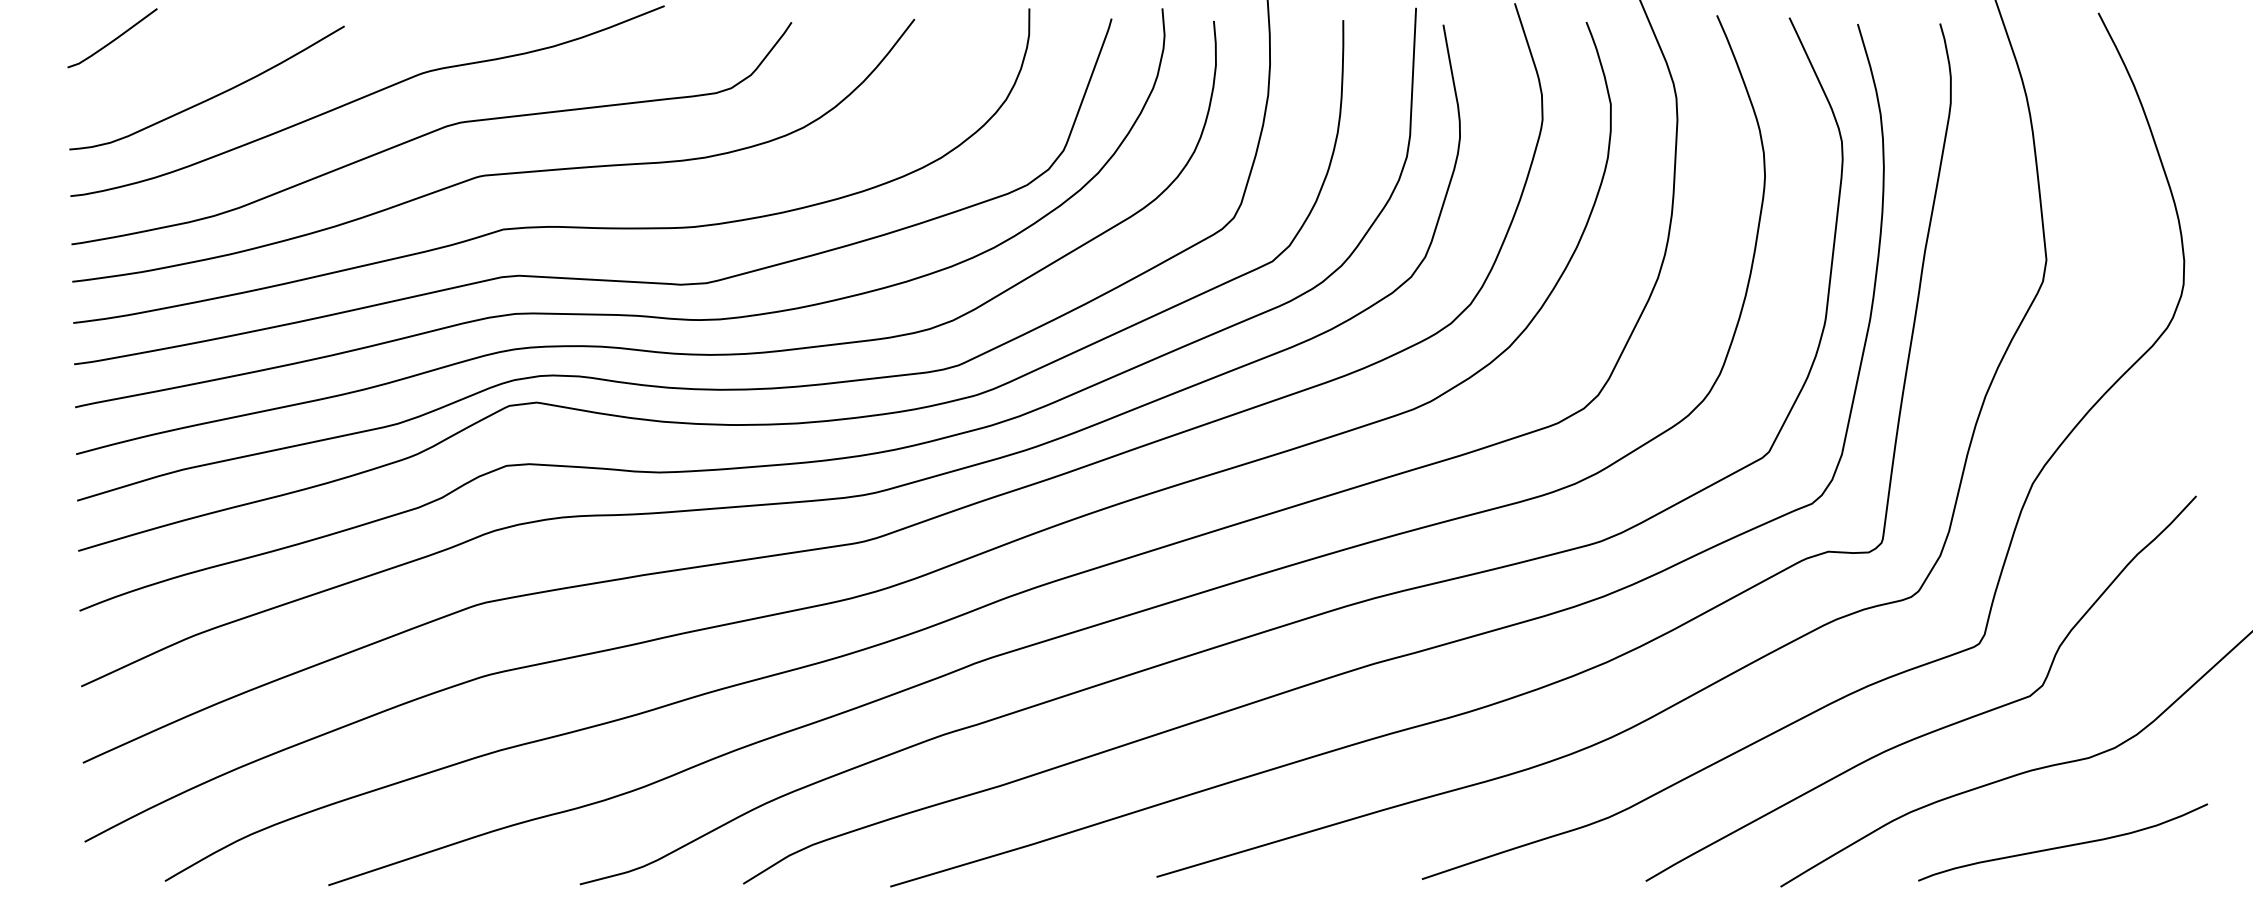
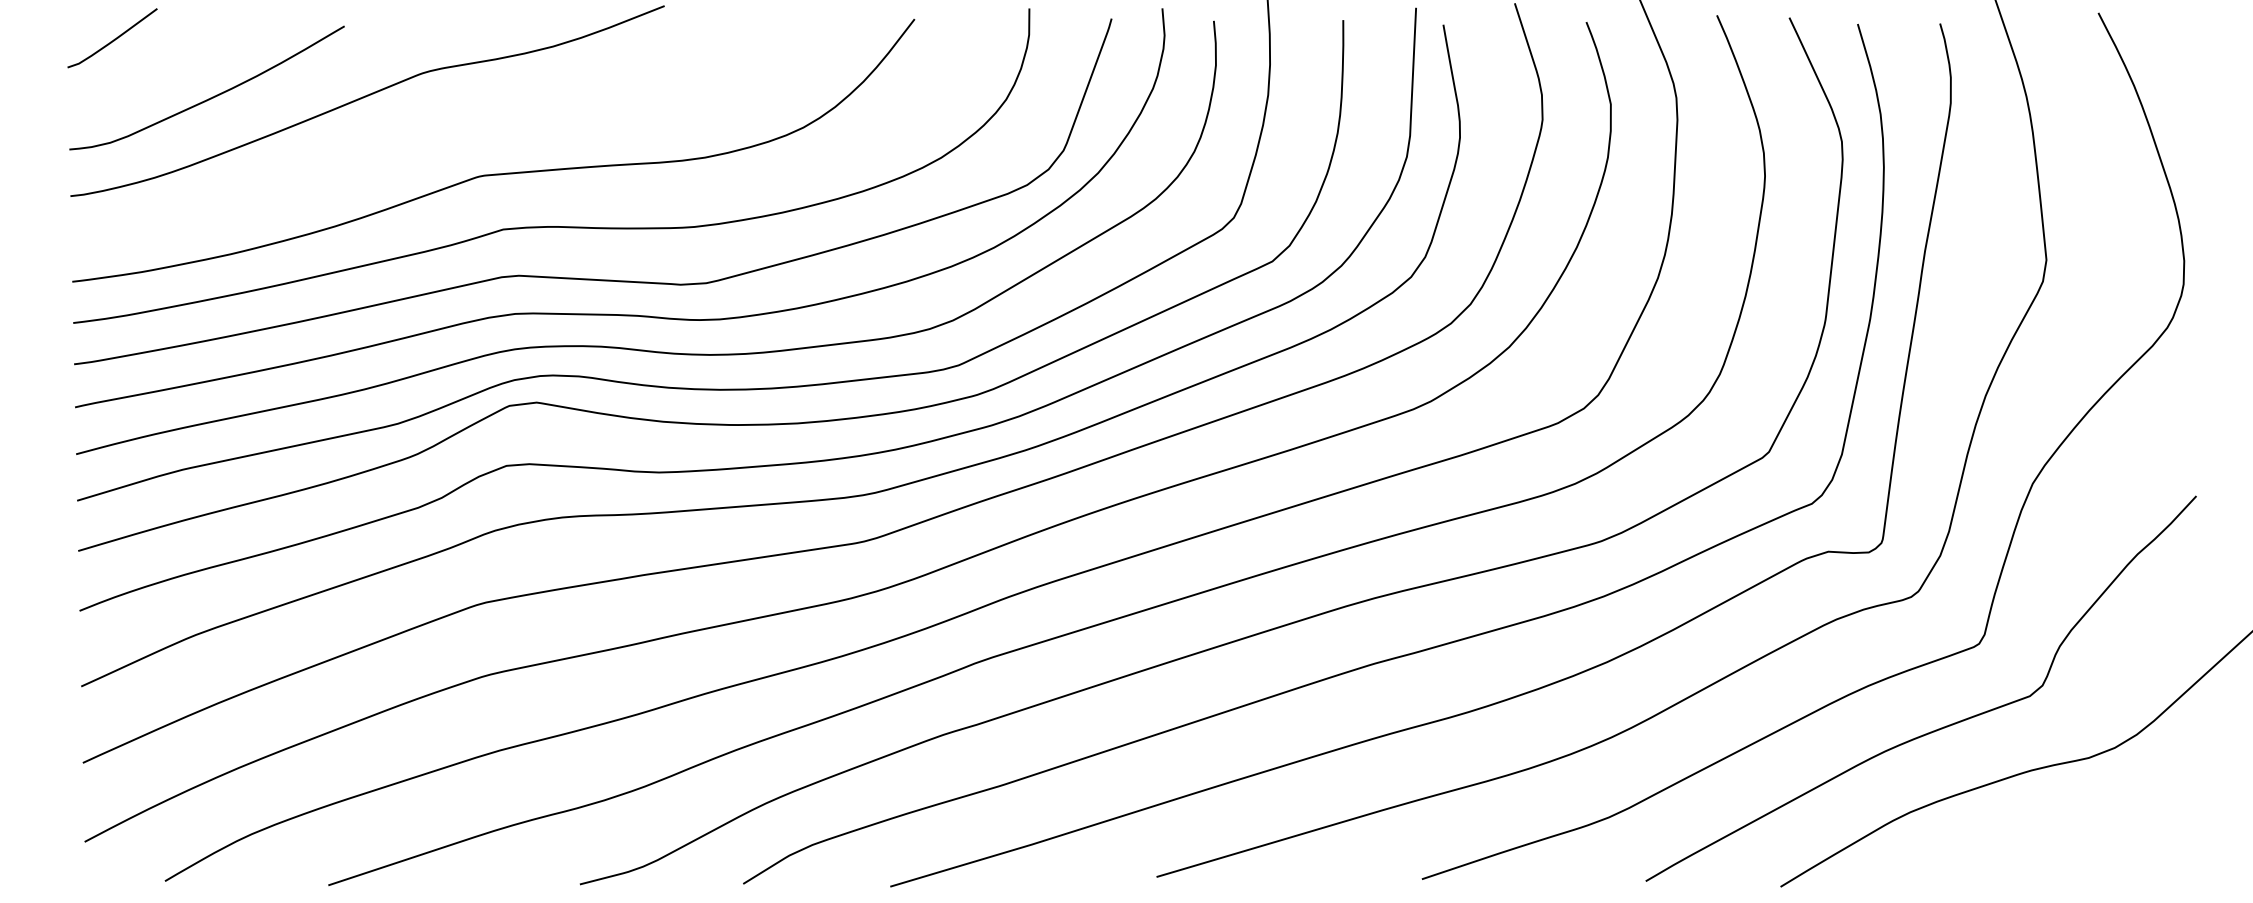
curve: present -> none (431, 133)
curve: present -> none (2063, 845)
